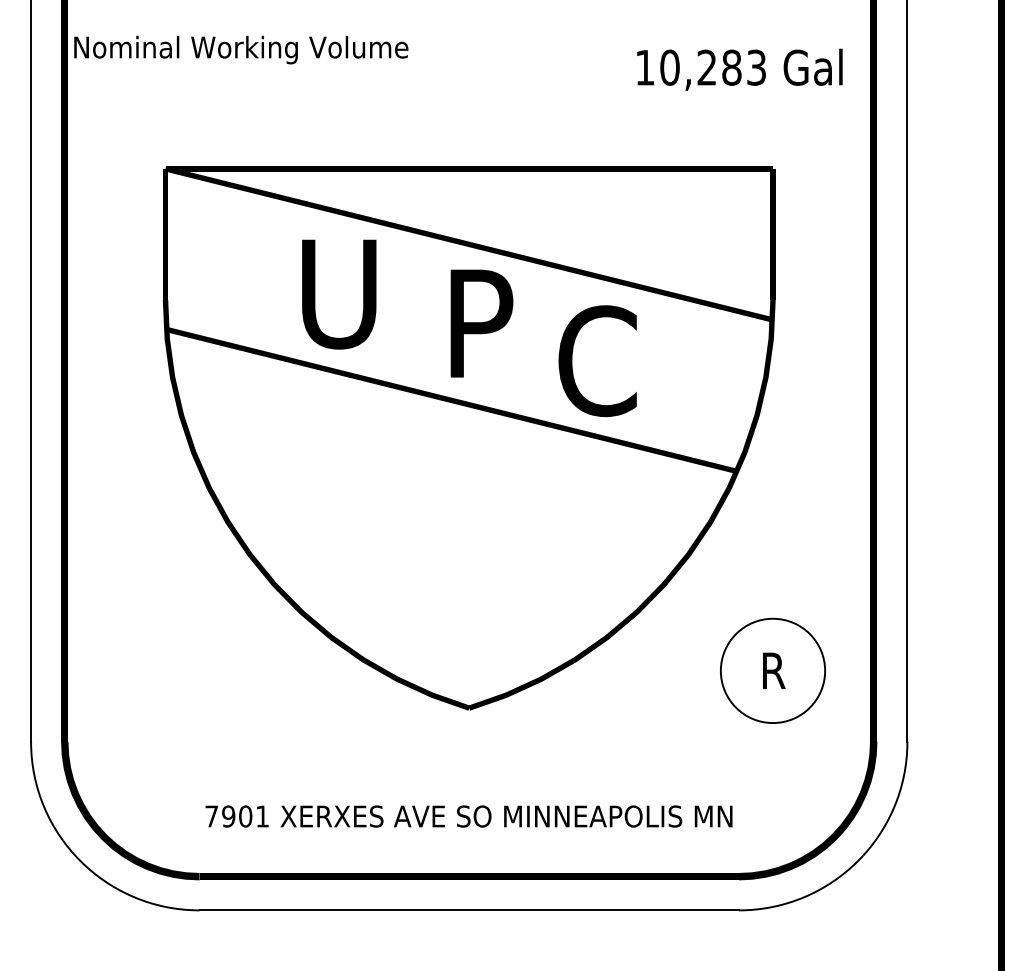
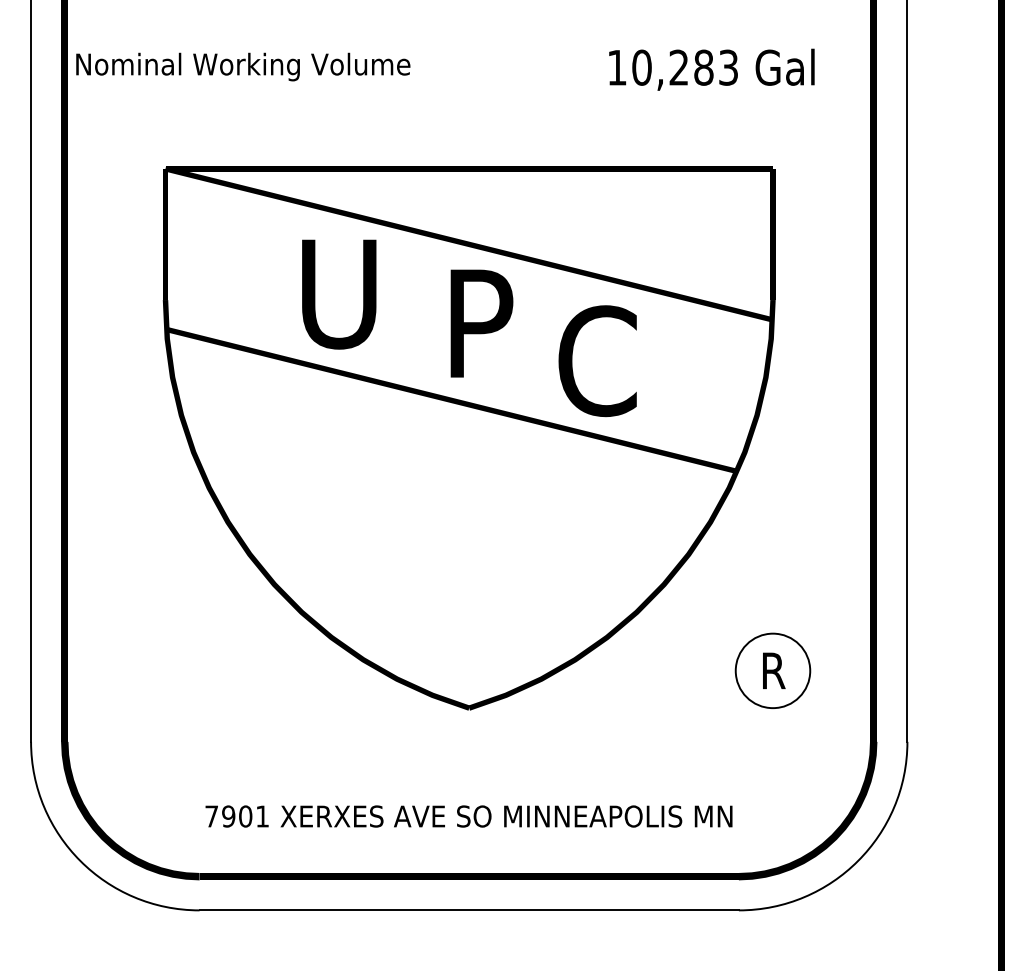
text position: (241, 49) -> (243, 66) (243, 66)
text position: (739, 69) -> (711, 69) (711, 69)
circle diameter: 104 px -> 74 px (772, 670)
